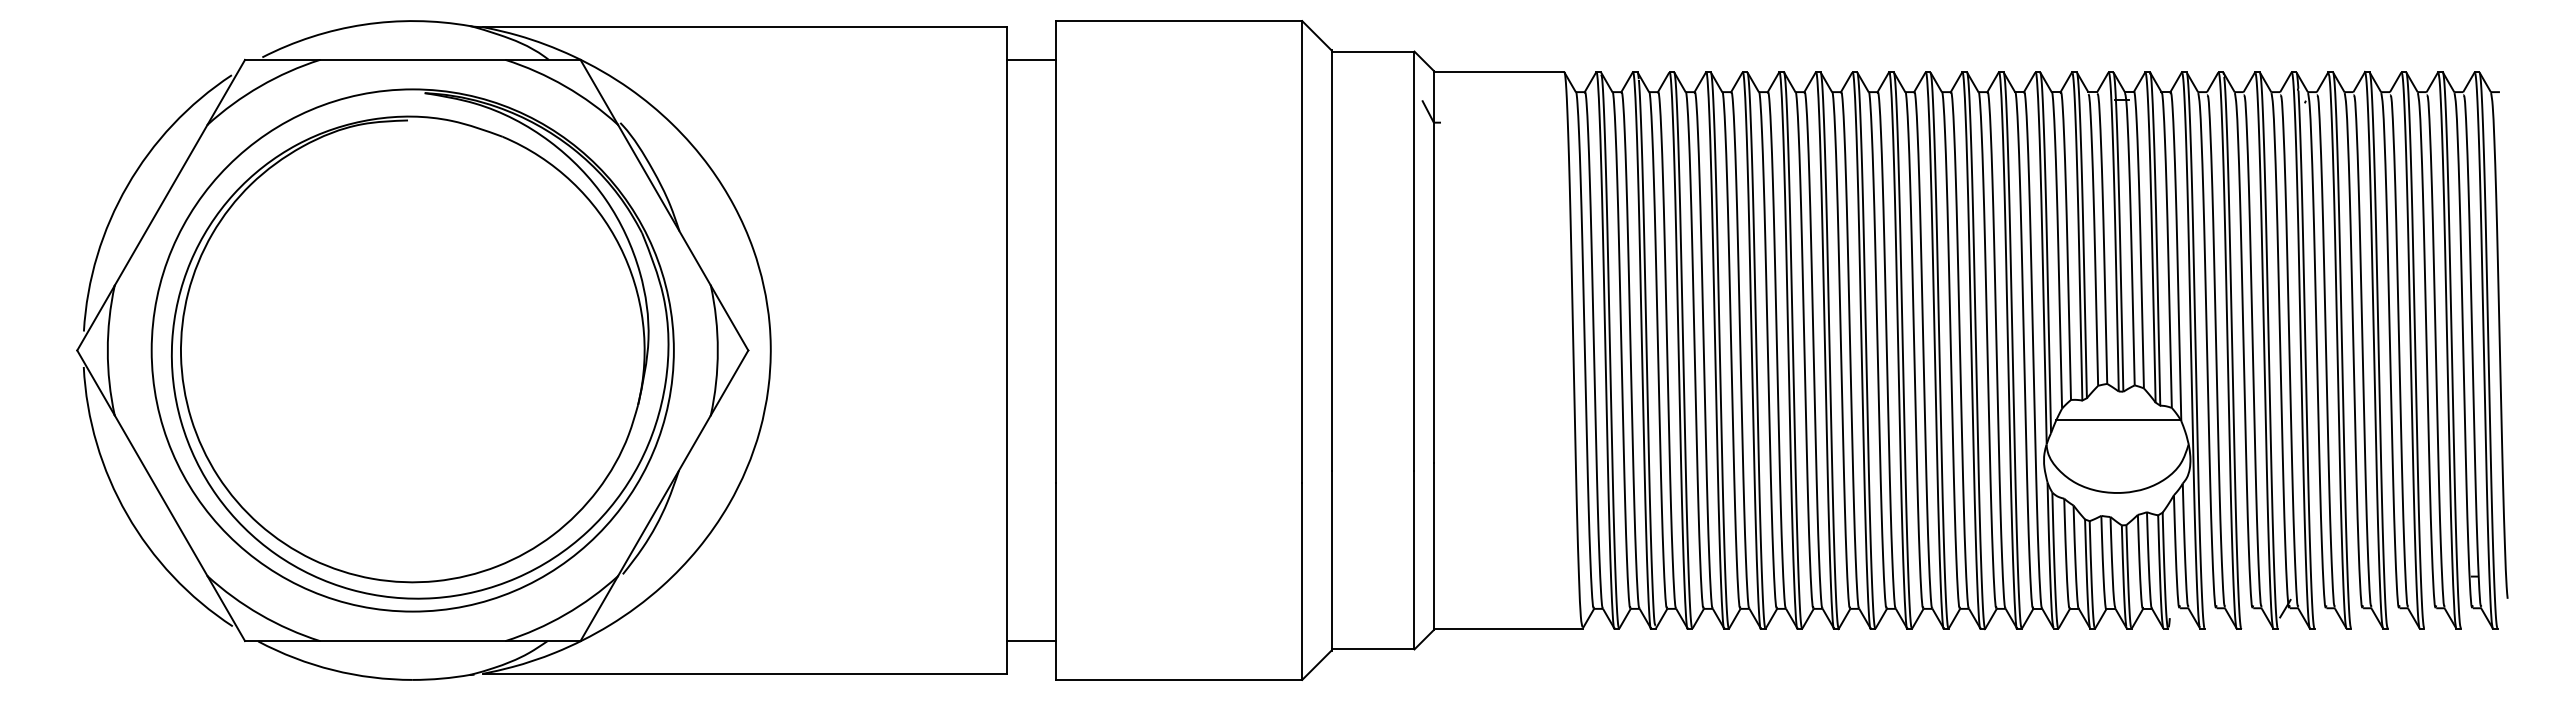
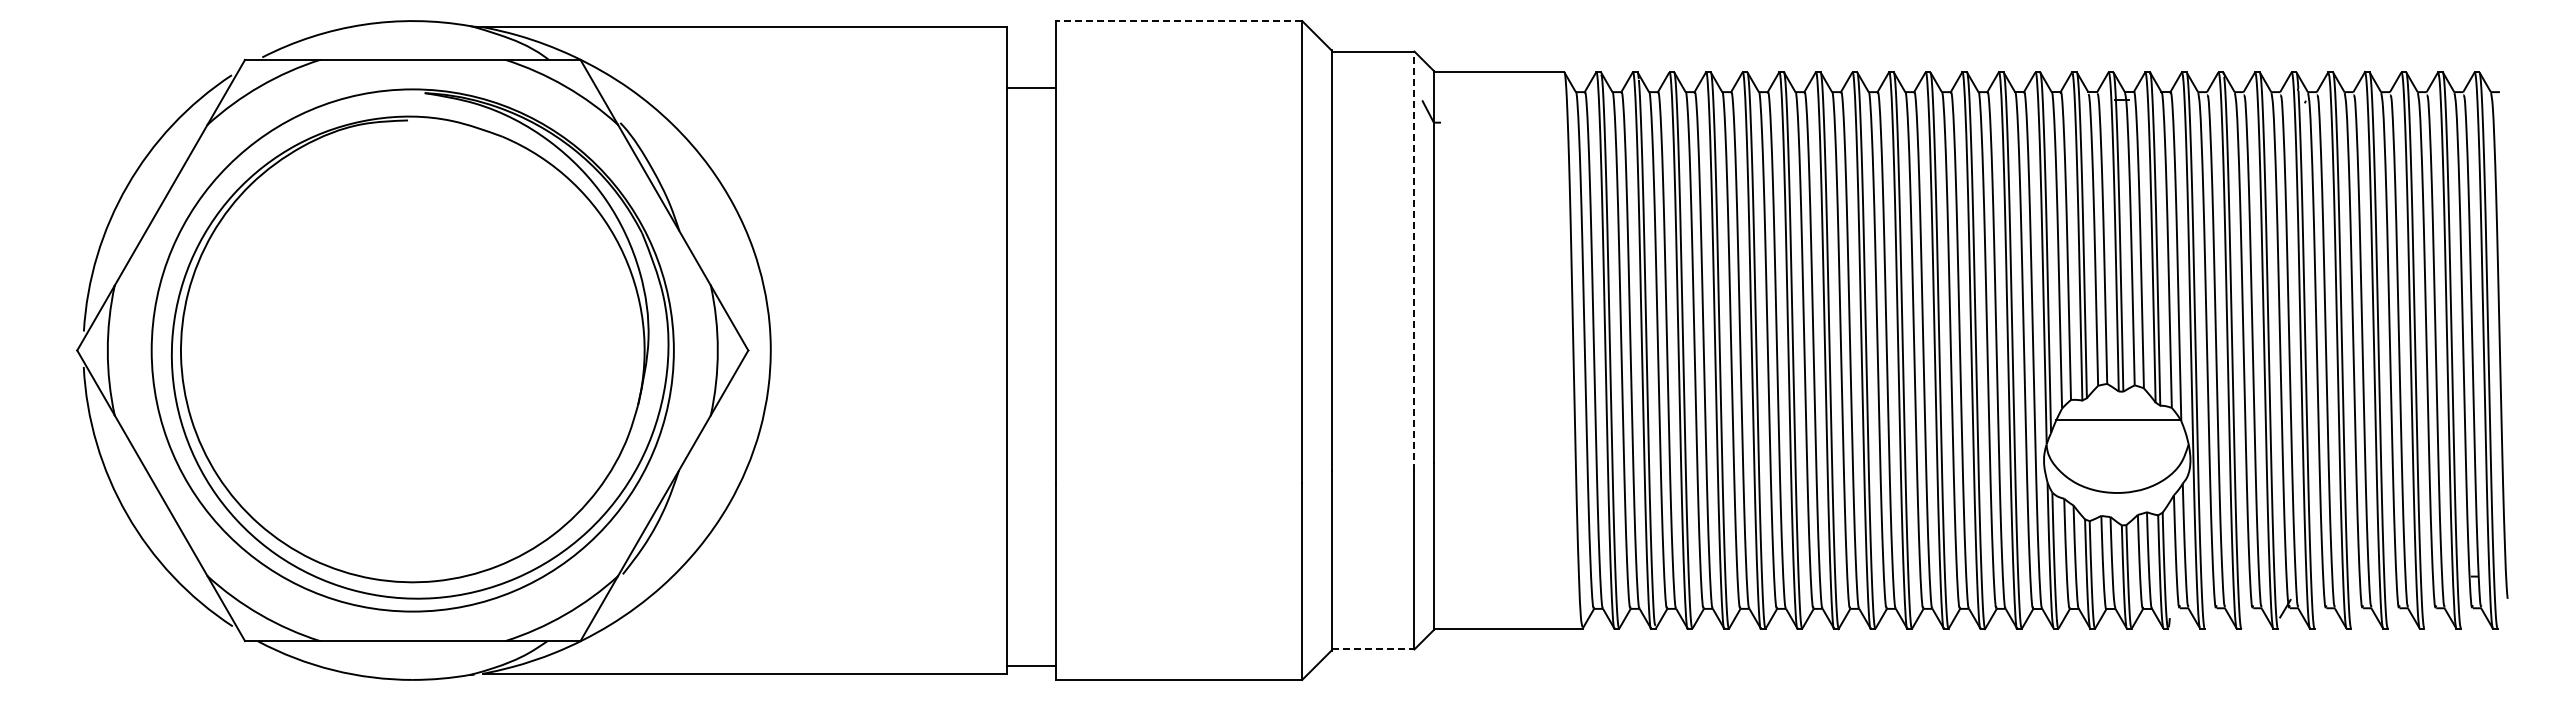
line: solid -> dashed (1178, 21)
line position: (1030, 60) -> (1030, 88) (1030, 88)
line: solid -> dashed (1414, 261)
line position: (1030, 640) -> (1030, 665) (1030, 665)
line: solid -> dashed (1373, 649)
